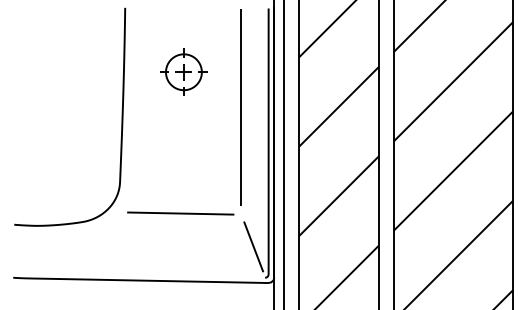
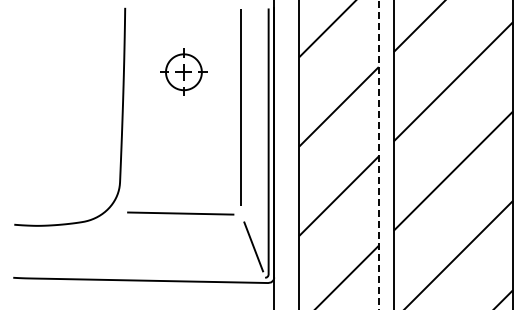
line: present -> none (284, 154)
line: solid -> dashed (378, 154)
